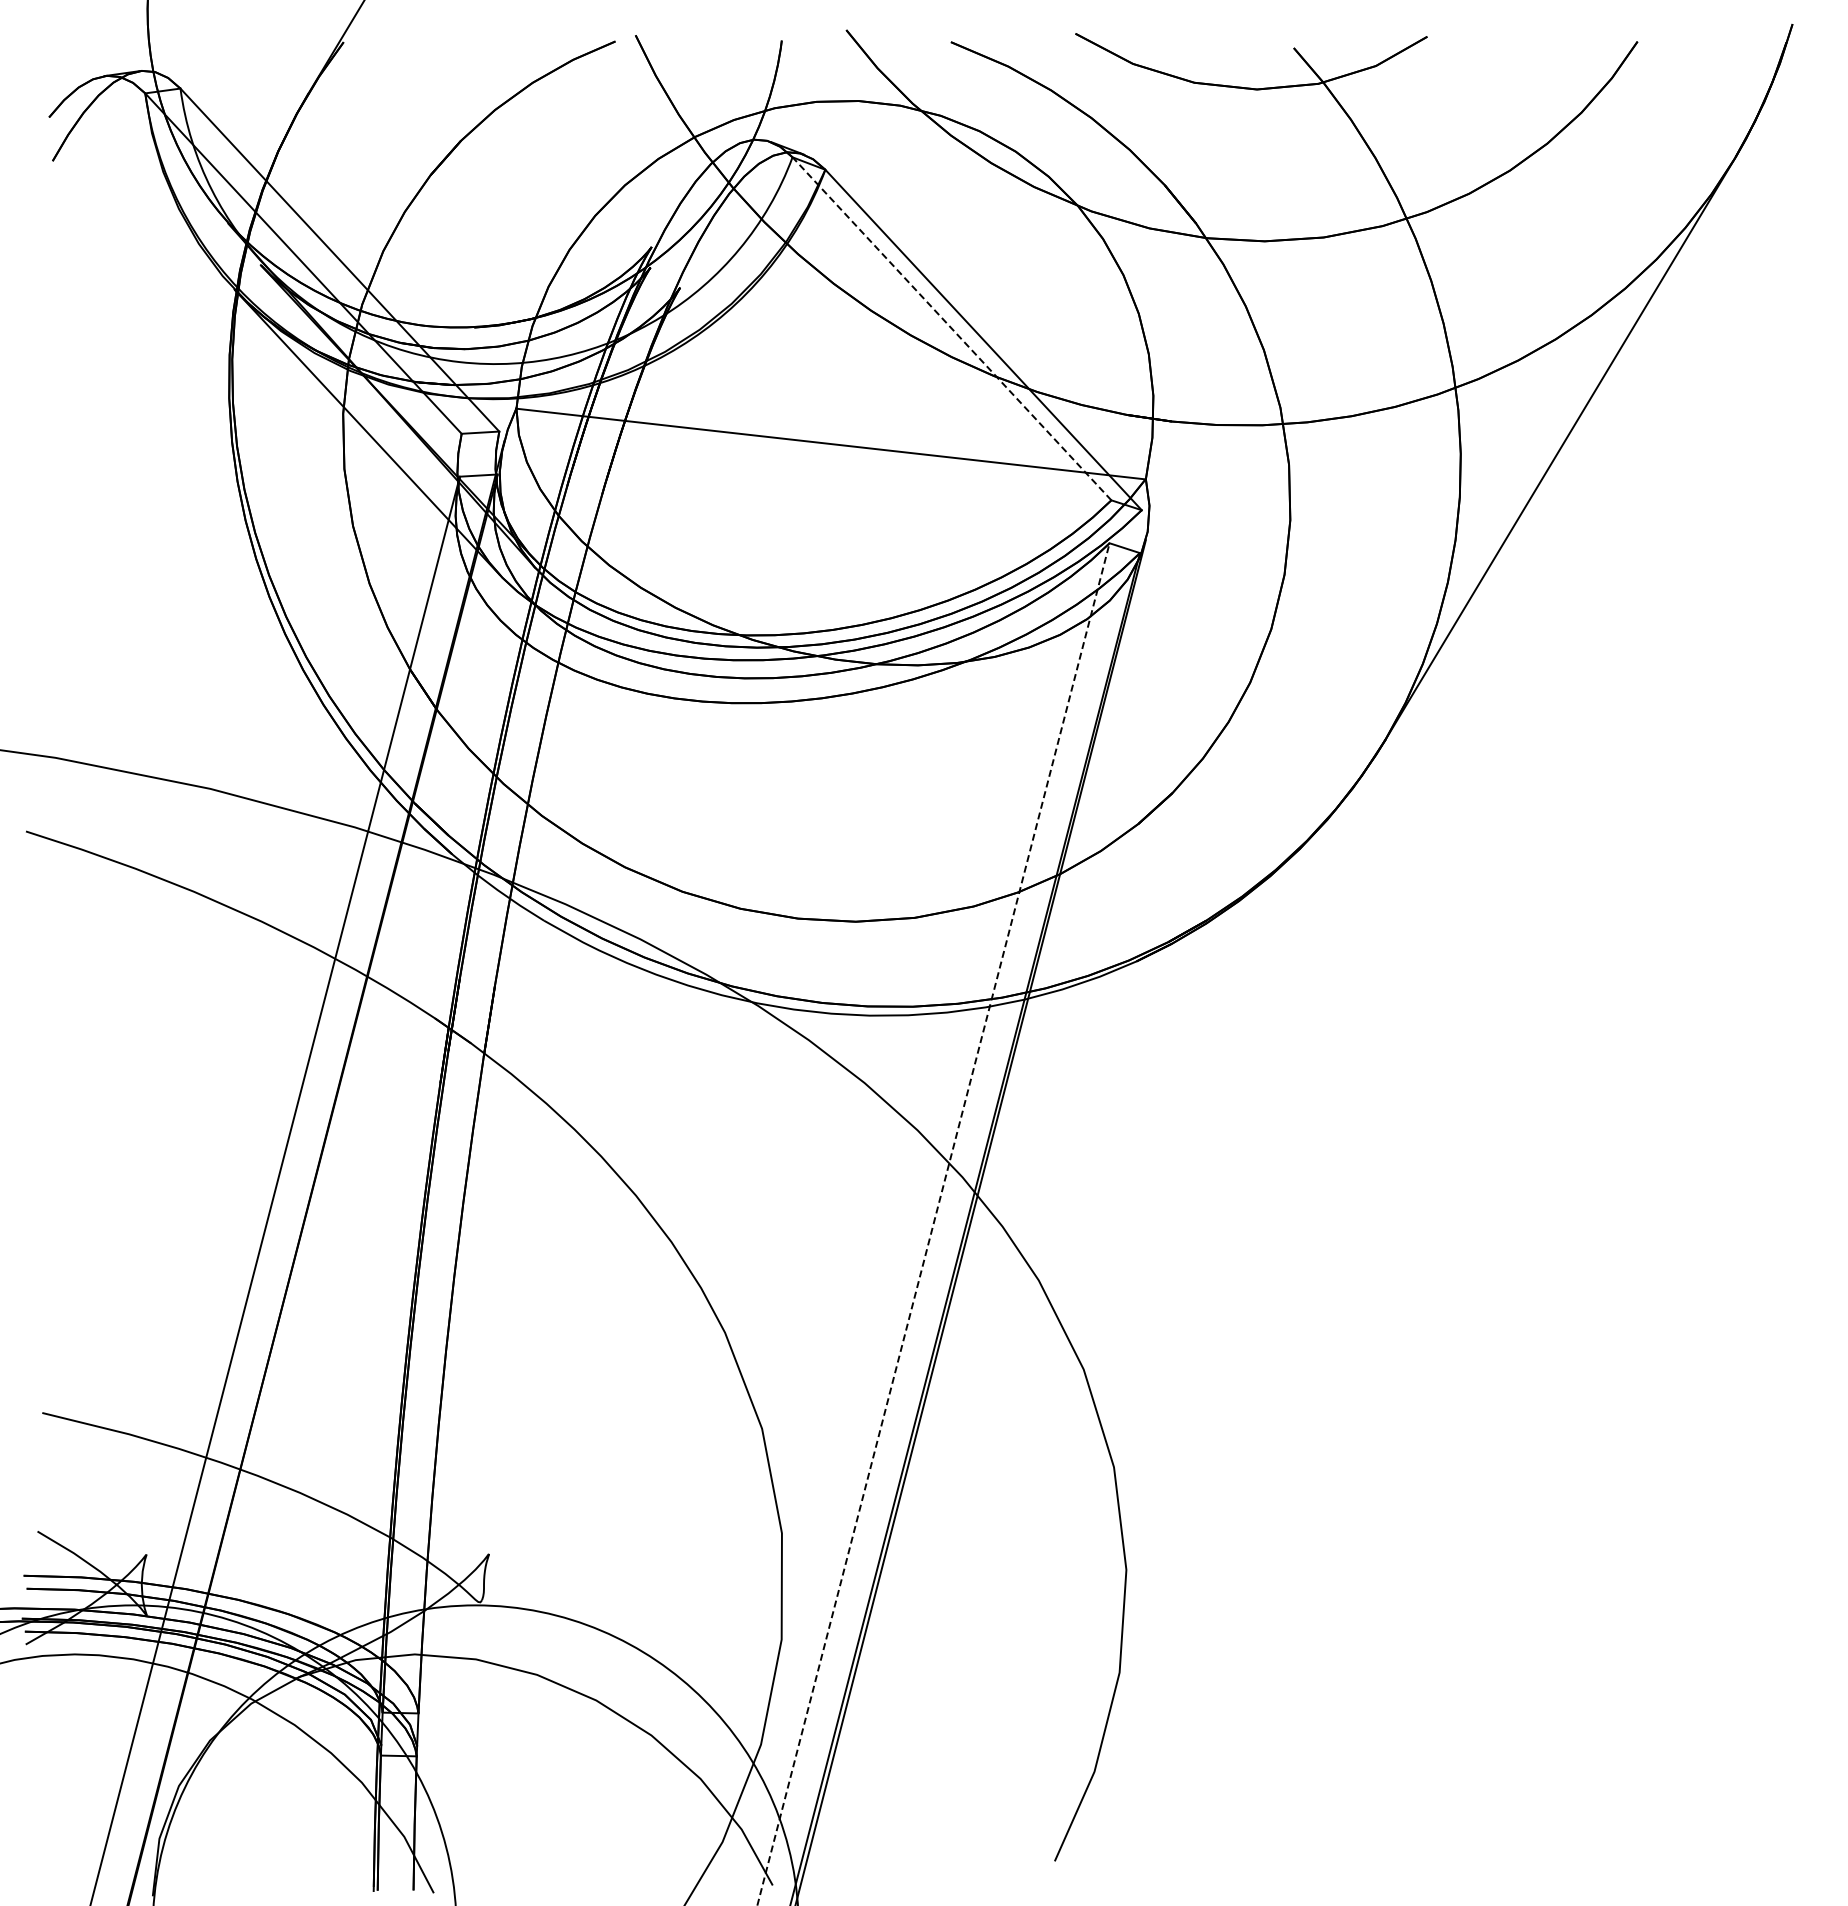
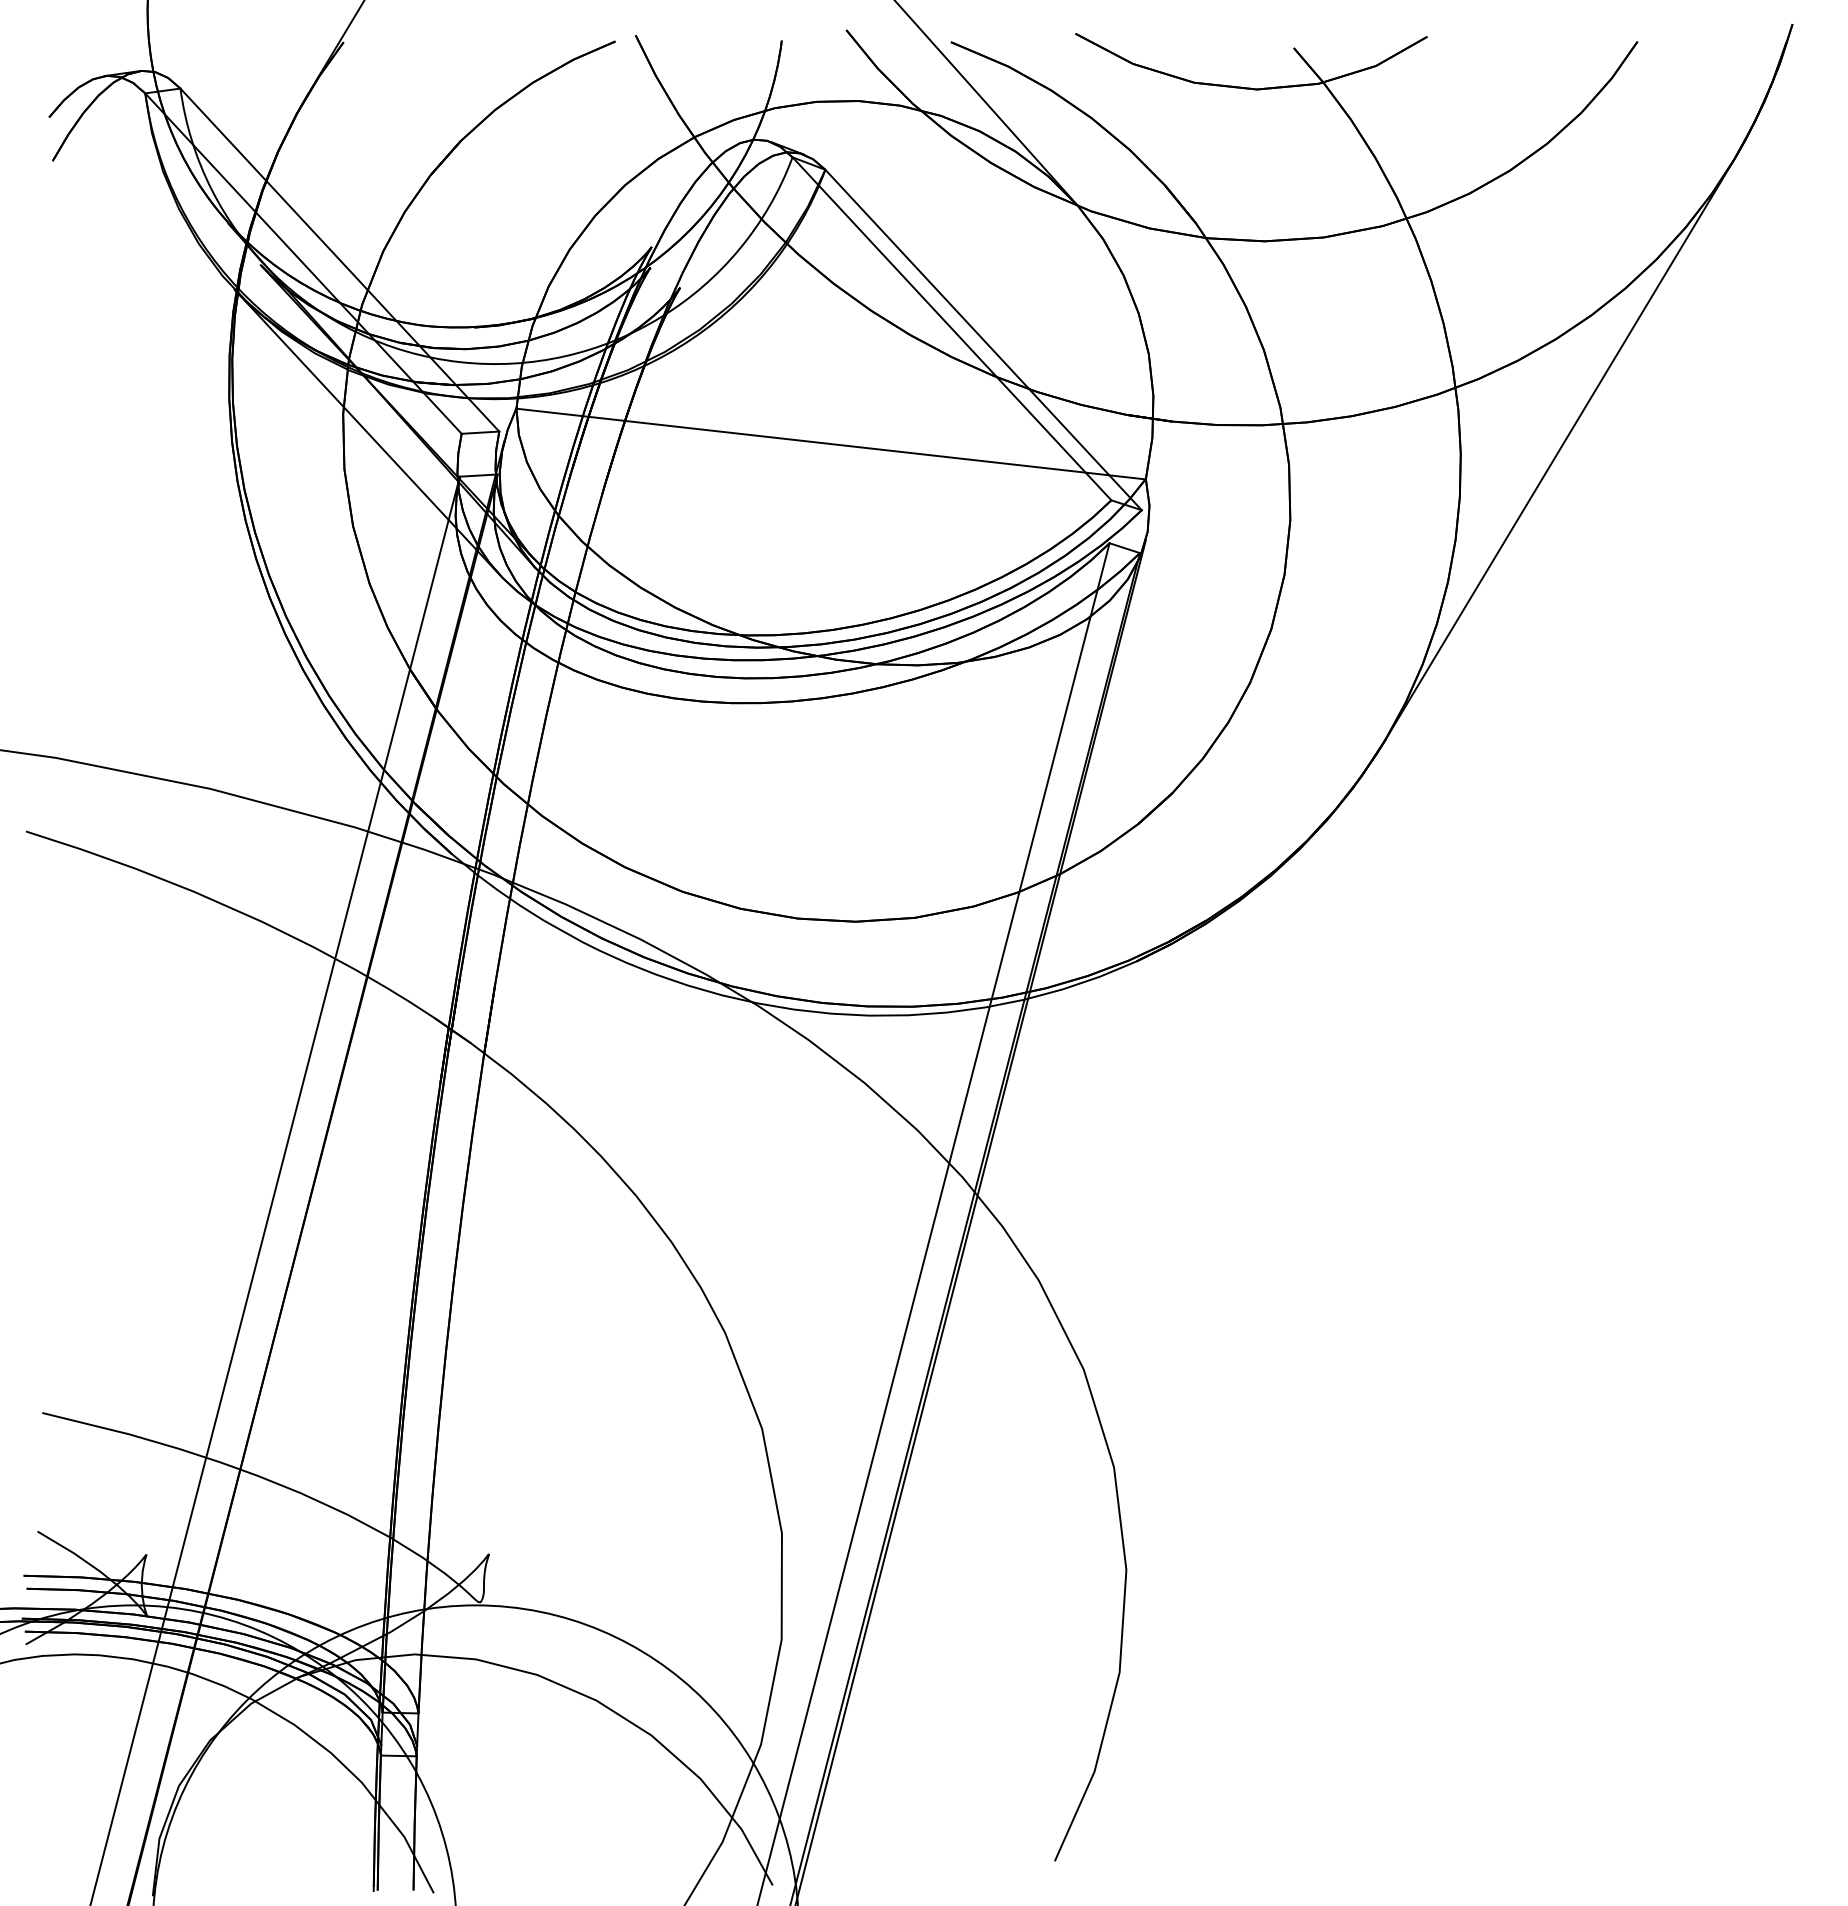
line: none -> present (985, 102)
line: dashed -> solid (951, 328)
line: dashed -> solid (933, 1224)
